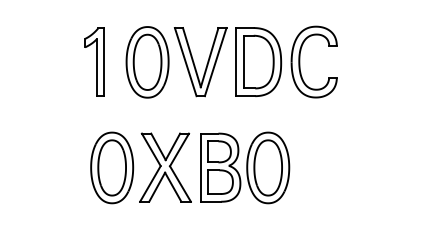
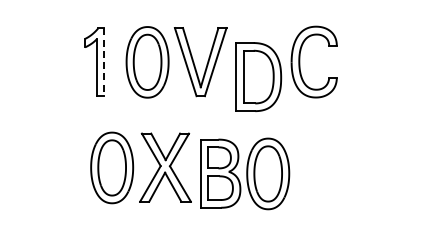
part position: (258, 61) -> (258, 76) (258, 76)
line: solid -> dashed (104, 62)
part position: (245, 167) -> (245, 173) (245, 173)
